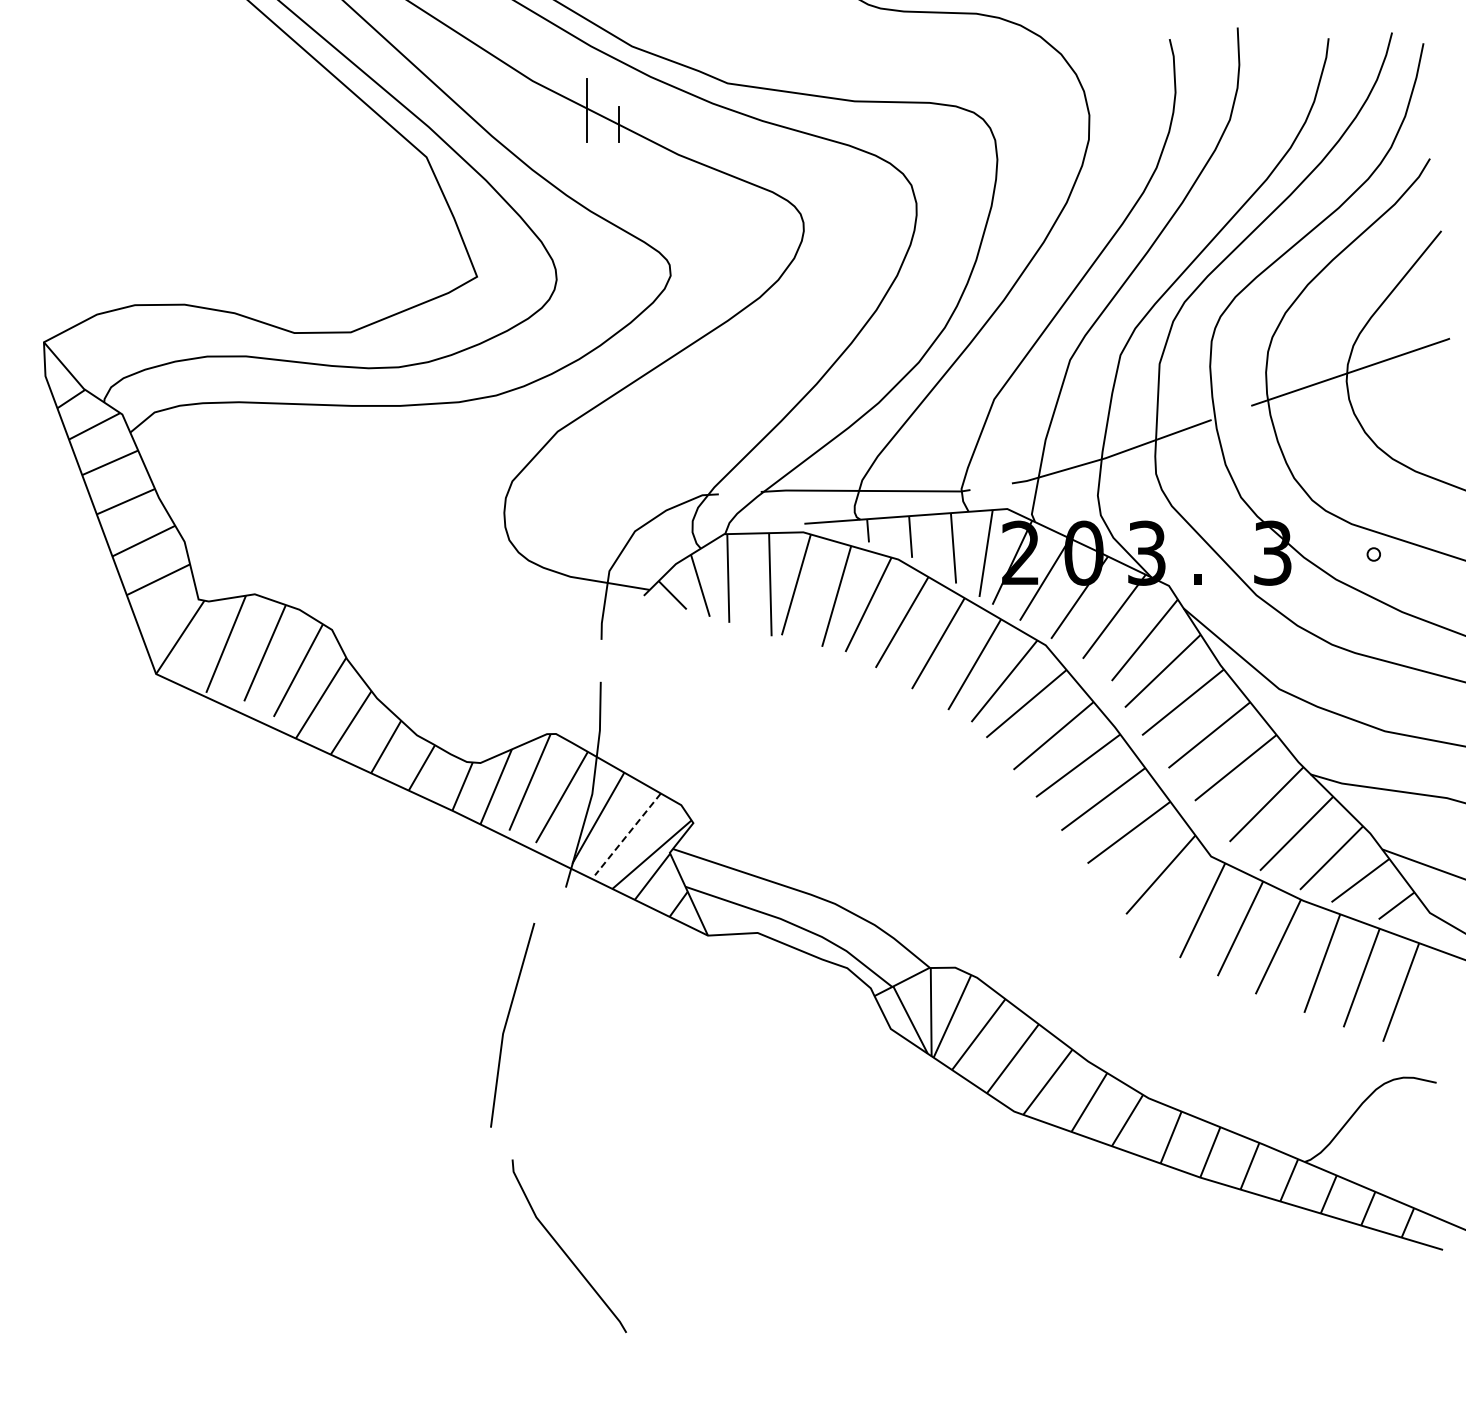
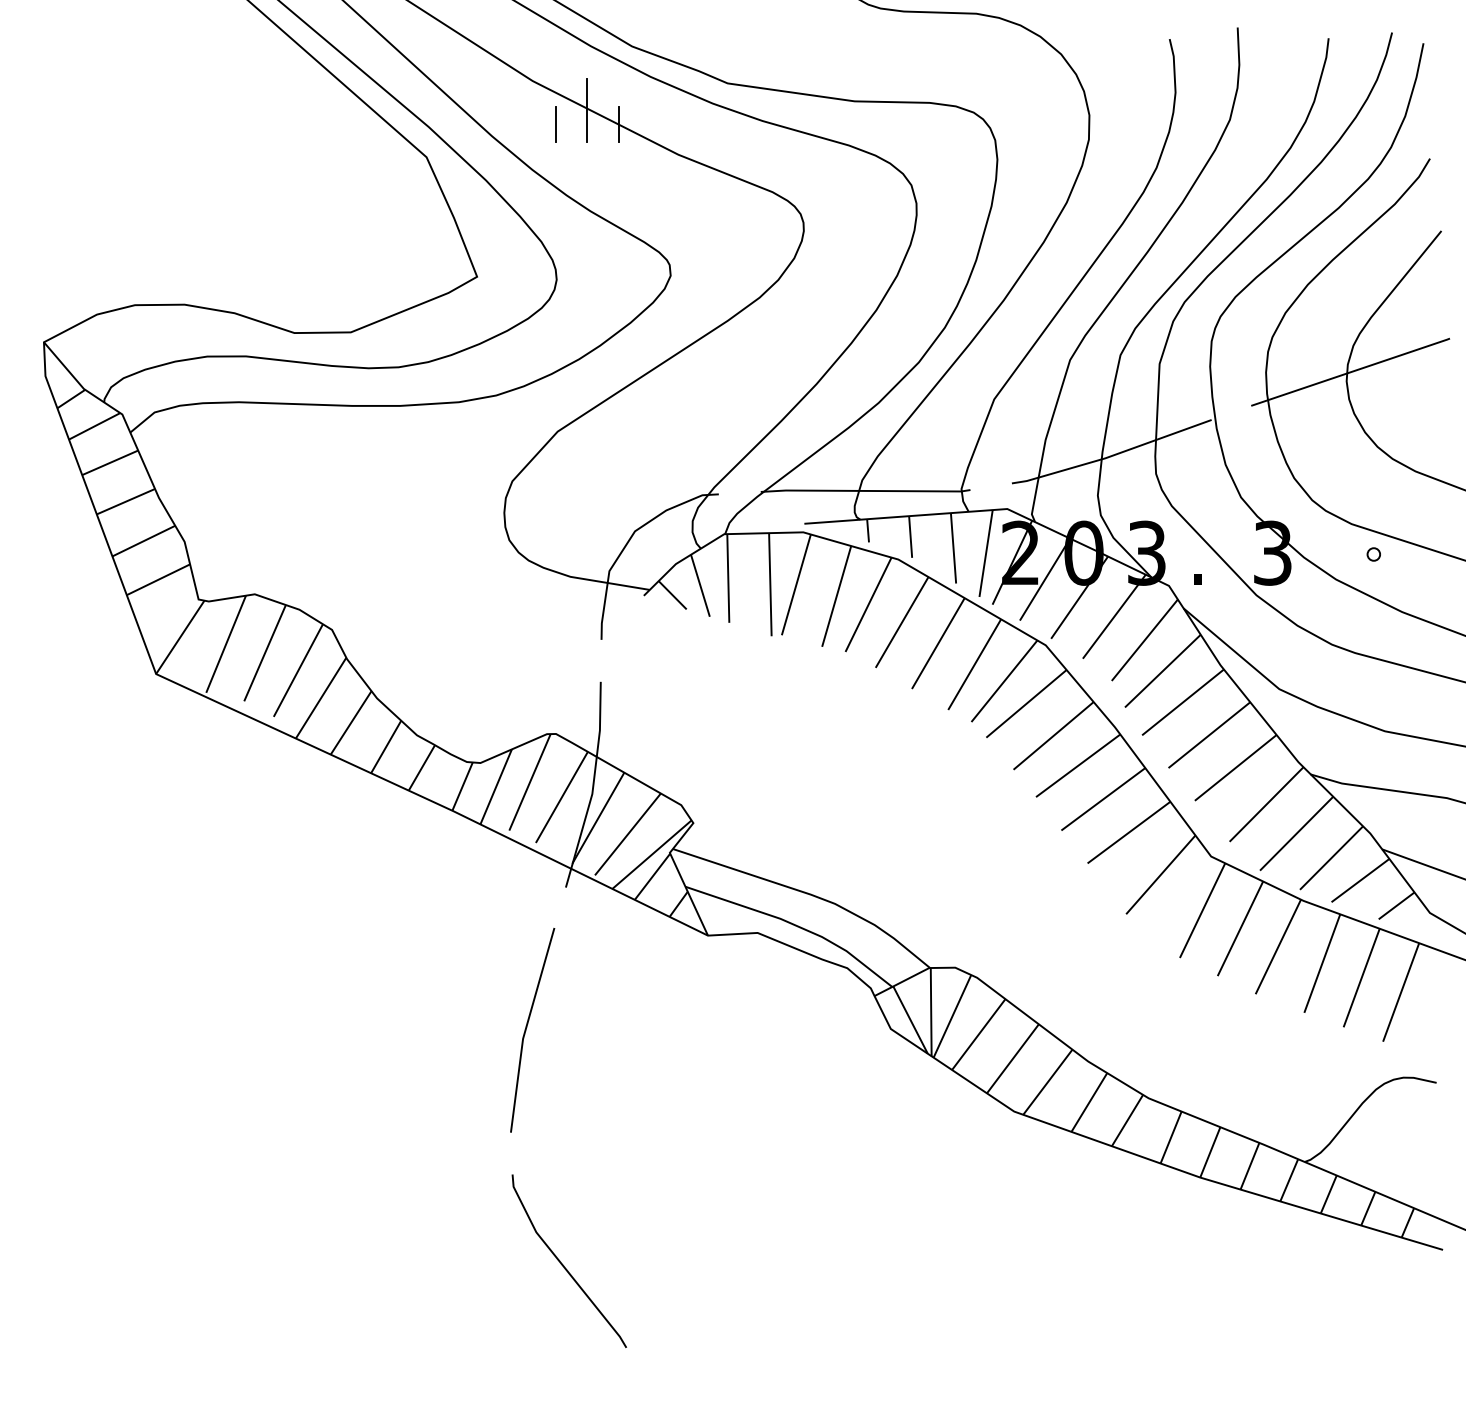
line: none -> present (555, 124)
line: dashed -> solid (627, 834)
line position: (507, 1022) -> (527, 1027) (527, 1027)
line position: (563, 1249) -> (563, 1264) (563, 1264)
